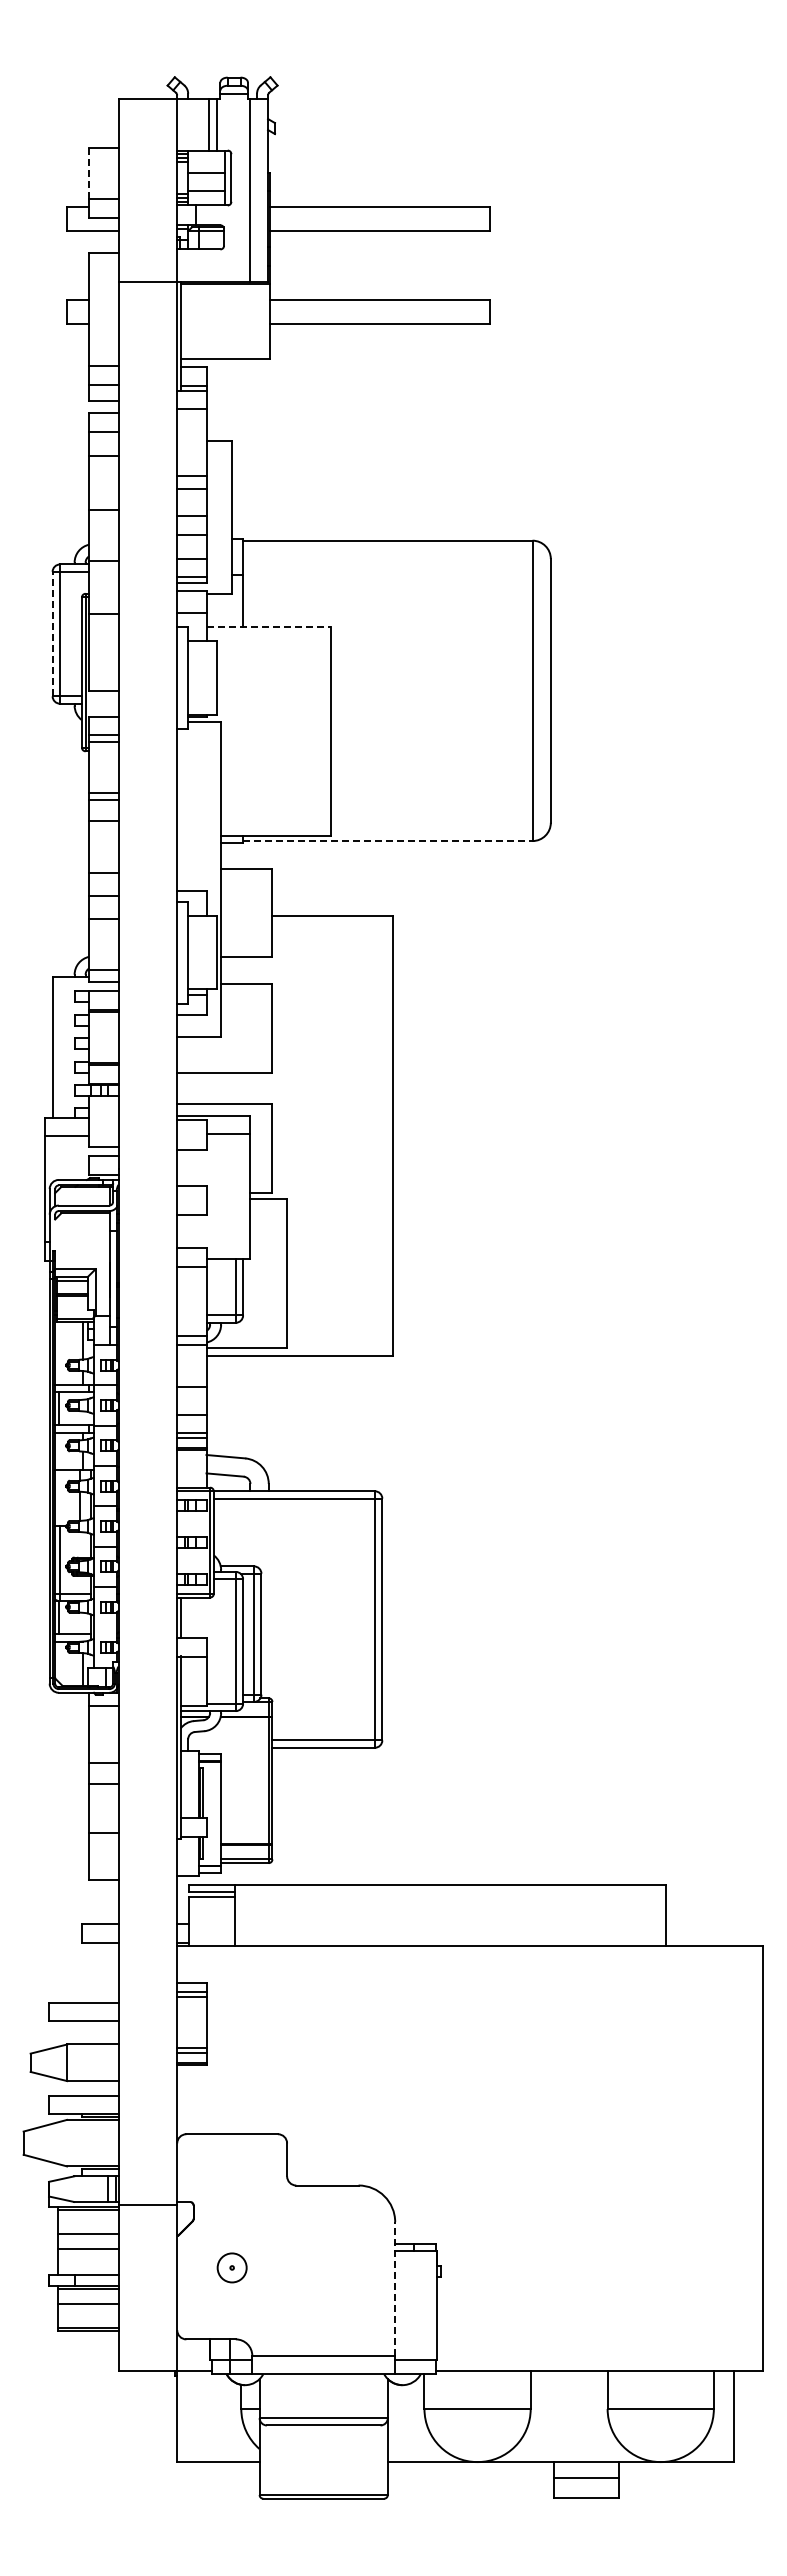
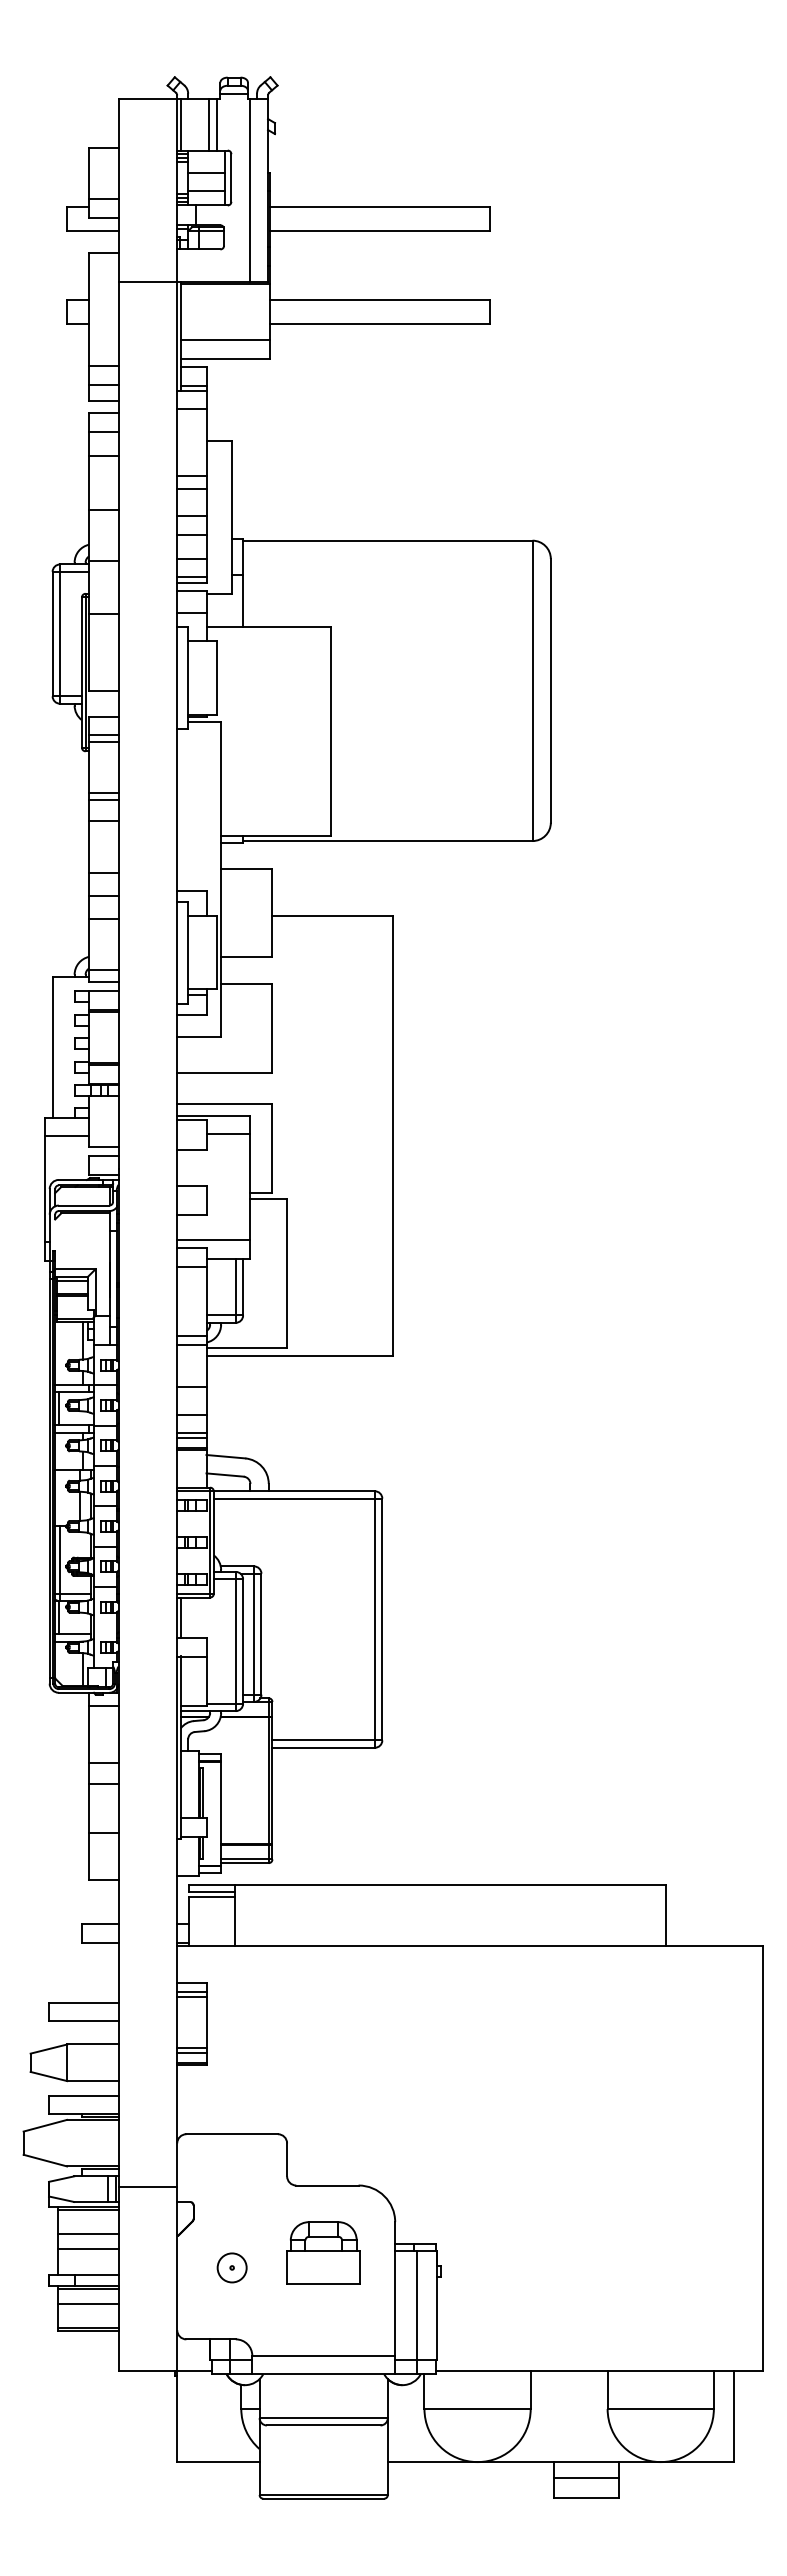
line: none -> present (180, 124)
line: dashed -> solid (89, 173)
line: none -> present (225, 340)
line: dashed -> solid (269, 626)
line: dashed -> solid (52, 633)
line: dashed -> solid (387, 841)
line: none -> present (213, 1240)
line position: (147, 2205) -> (147, 2187) (147, 2187)
part: none -> present (323, 2252)
line: dashed -> solid (395, 2289)
line: none -> present (417, 2312)
